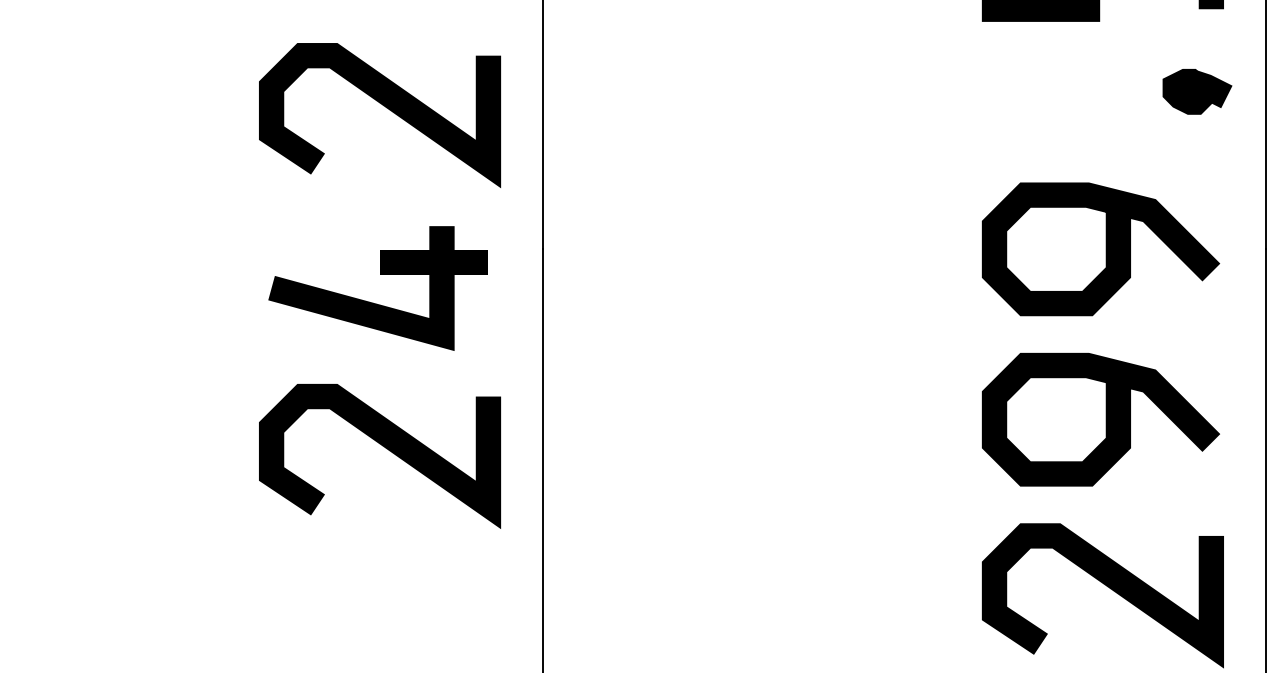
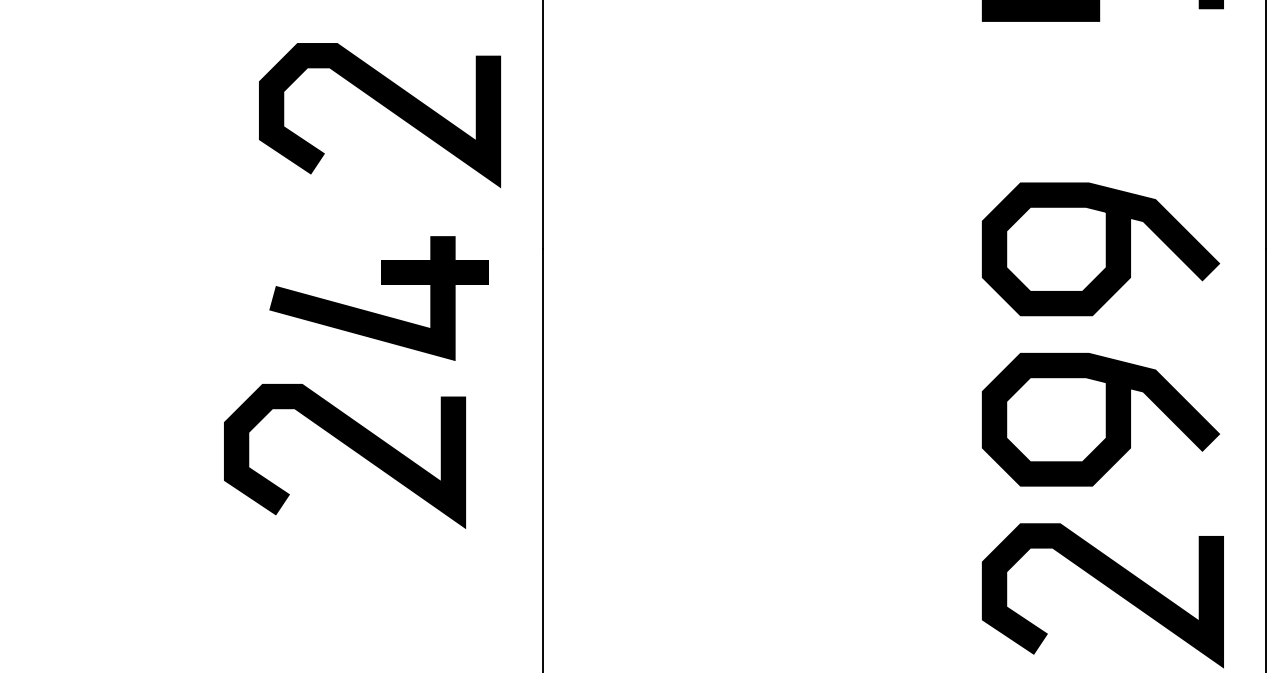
part: present -> none (1197, 91)
part position: (380, 274) -> (381, 284) (381, 284)
curve position: (385, 448) -> (350, 448) (350, 448)
